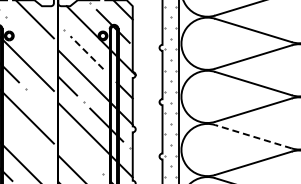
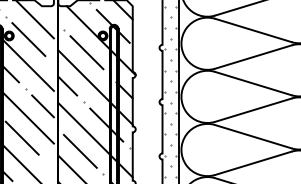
line: none -> present (28, 39)
line: dashed -> solid (86, 52)
line: none -> present (42, 106)
line: dashed -> solid (253, 136)
line: none -> present (21, 137)
line: none -> present (79, 150)
